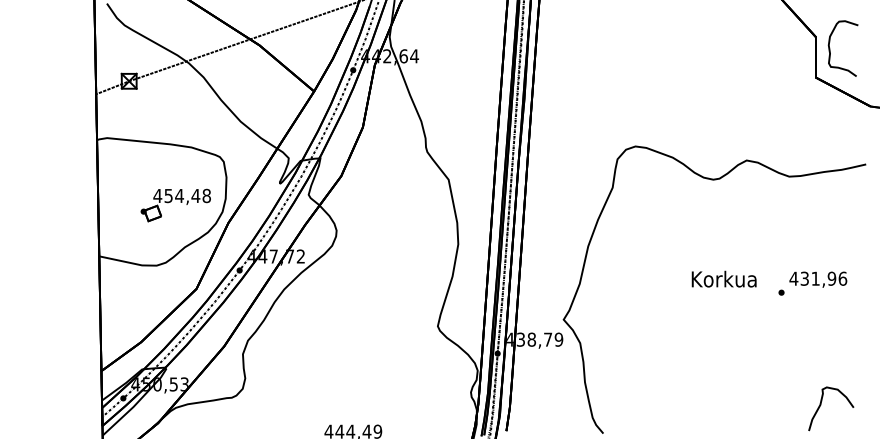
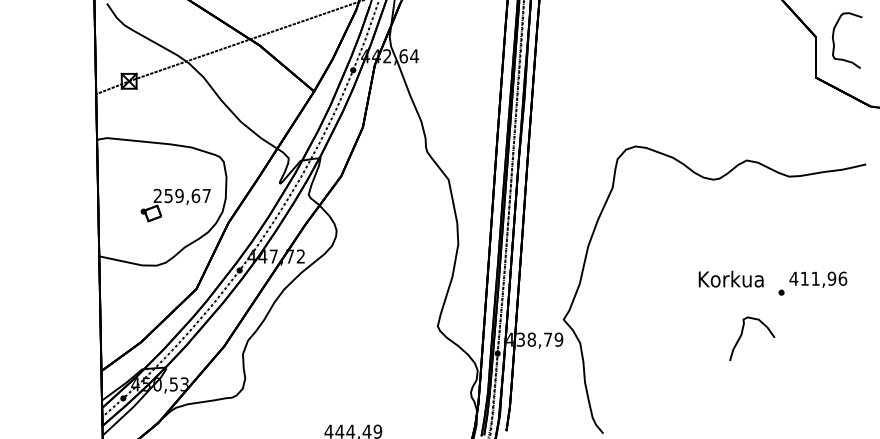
curve position: (830, 48) -> (834, 40) (834, 40)
text: 454,48 -> 259,67 (181, 195)
text position: (723, 278) -> (730, 278) (730, 278)
text: 431,96 -> 411,96 (804, 278)
curve position: (821, 405) -> (742, 335) (742, 335)
